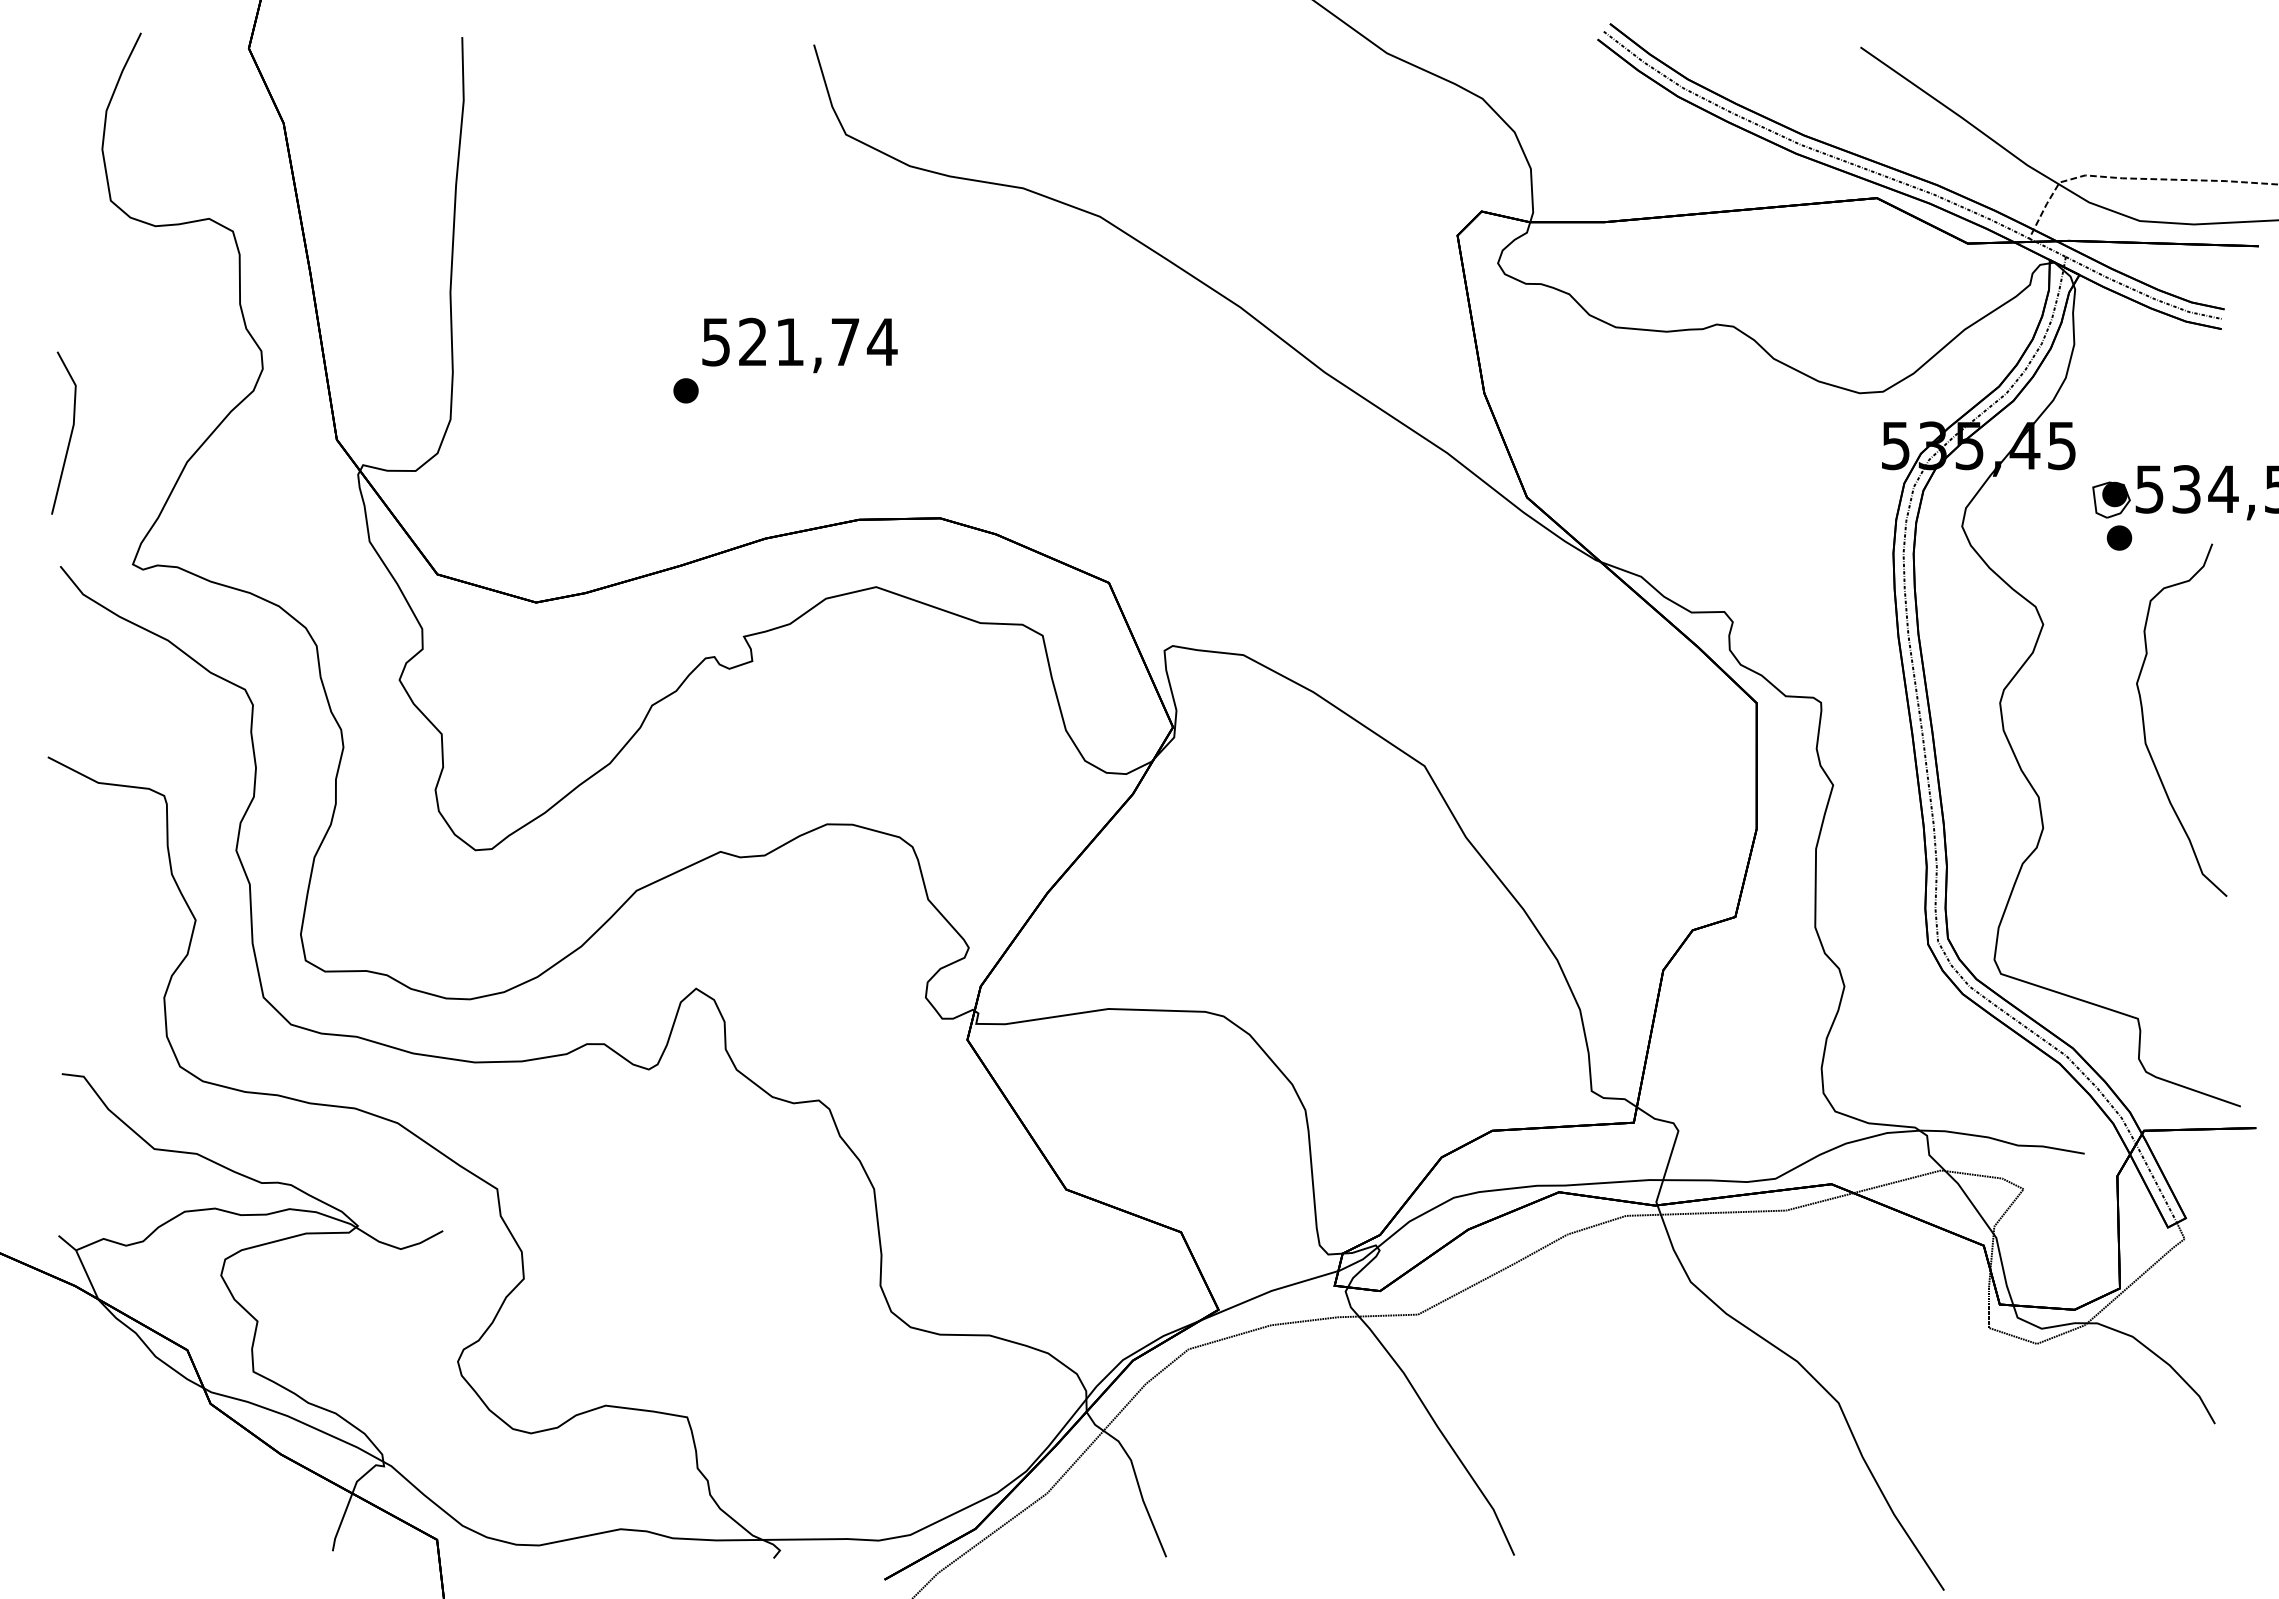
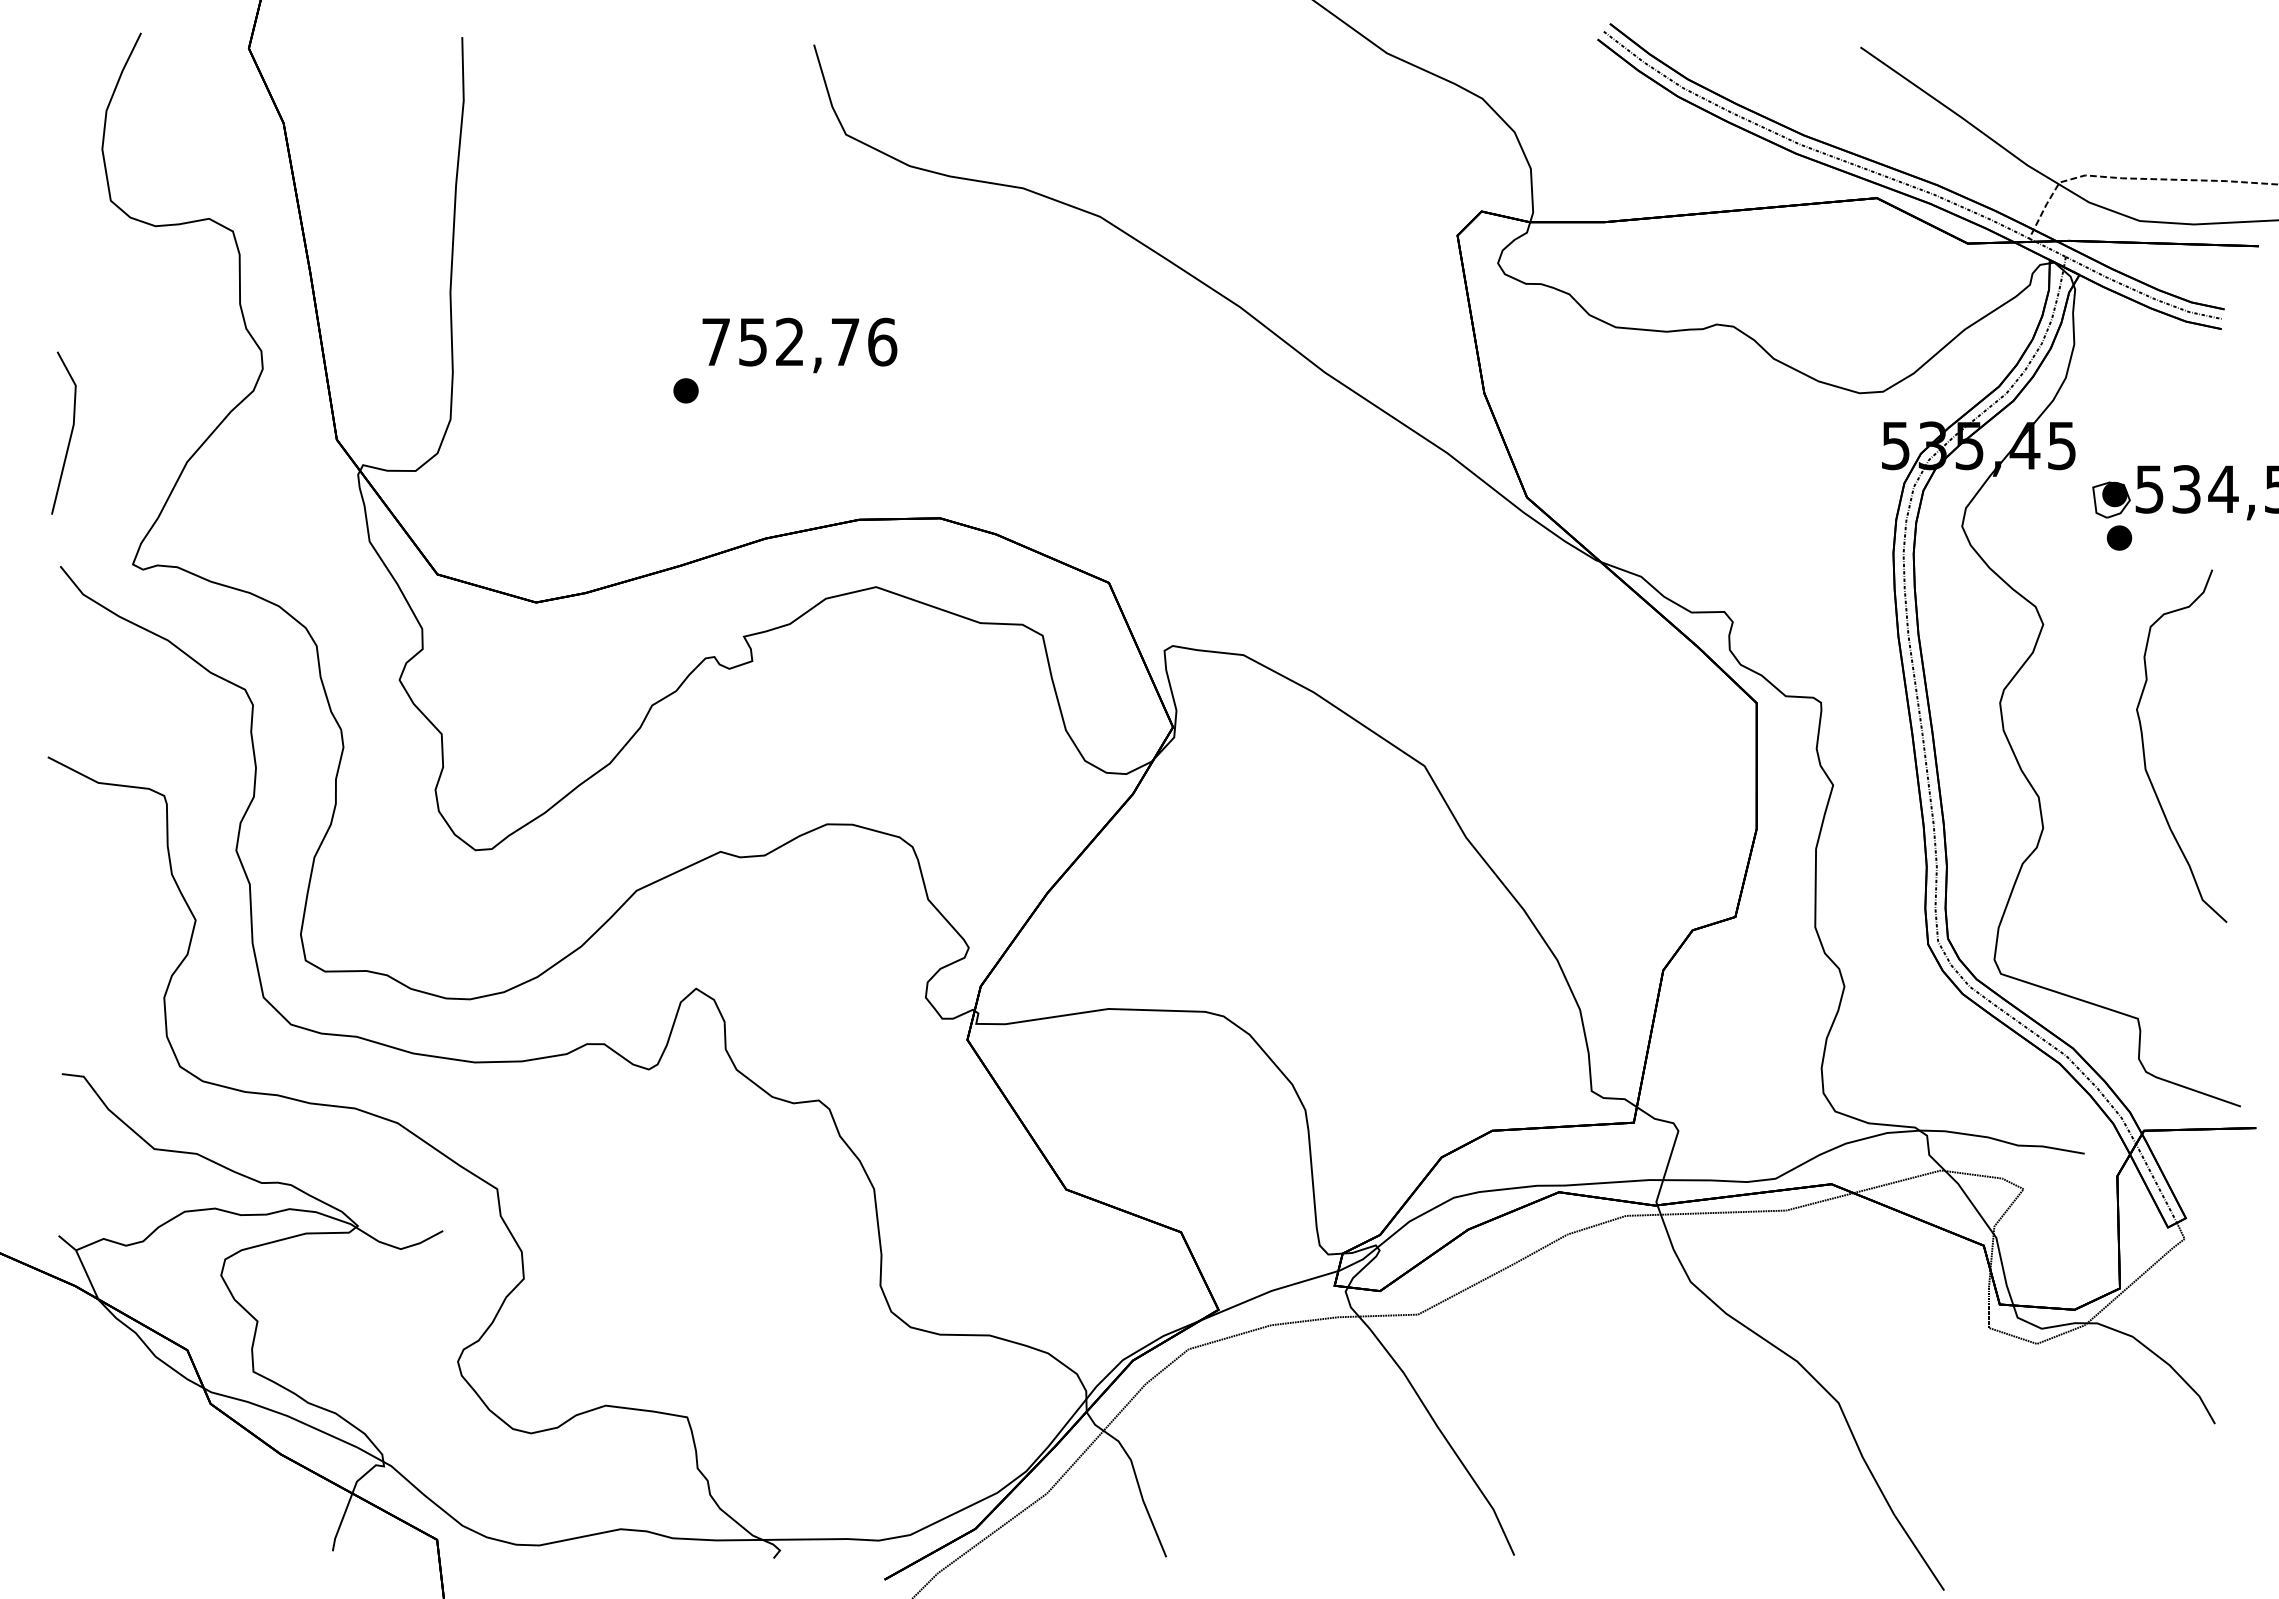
text: 521,74 -> 752,76 (799, 341)
part position: (2144, 720) -> (2144, 746) (2144, 746)
